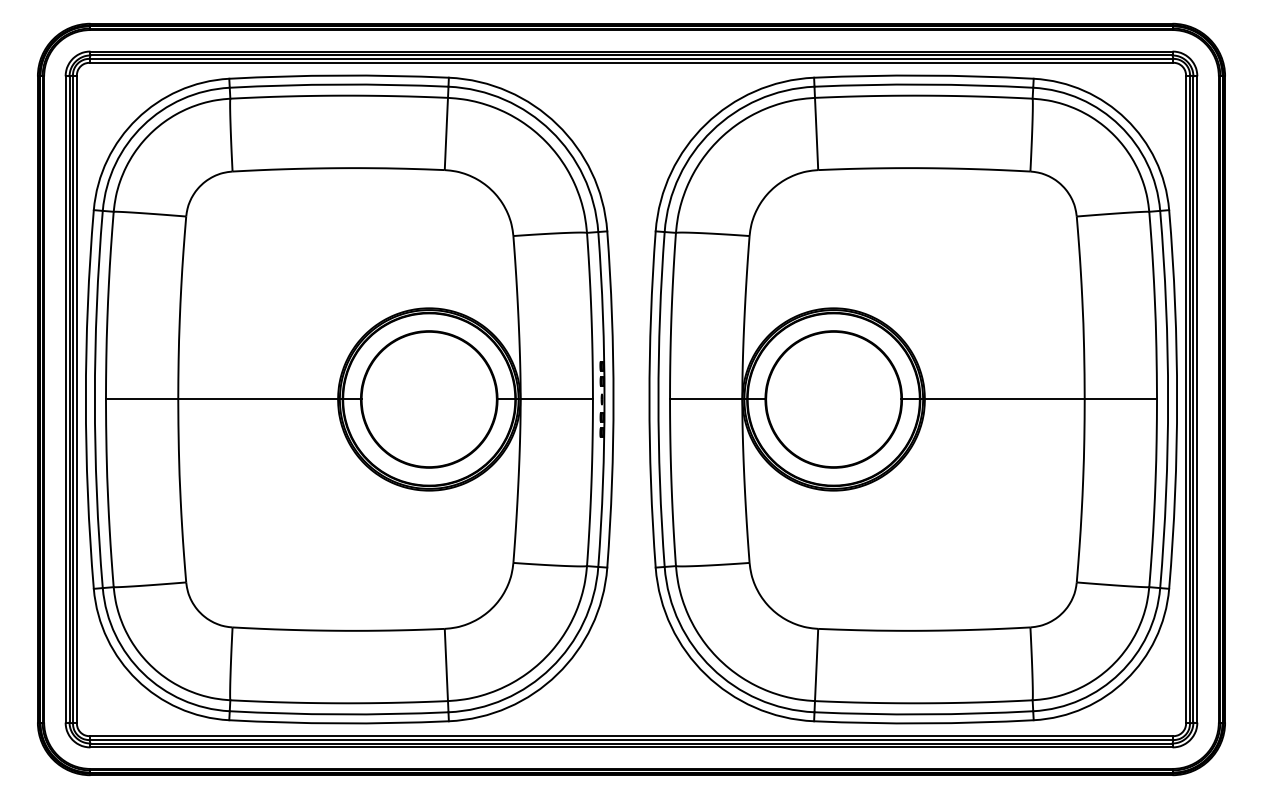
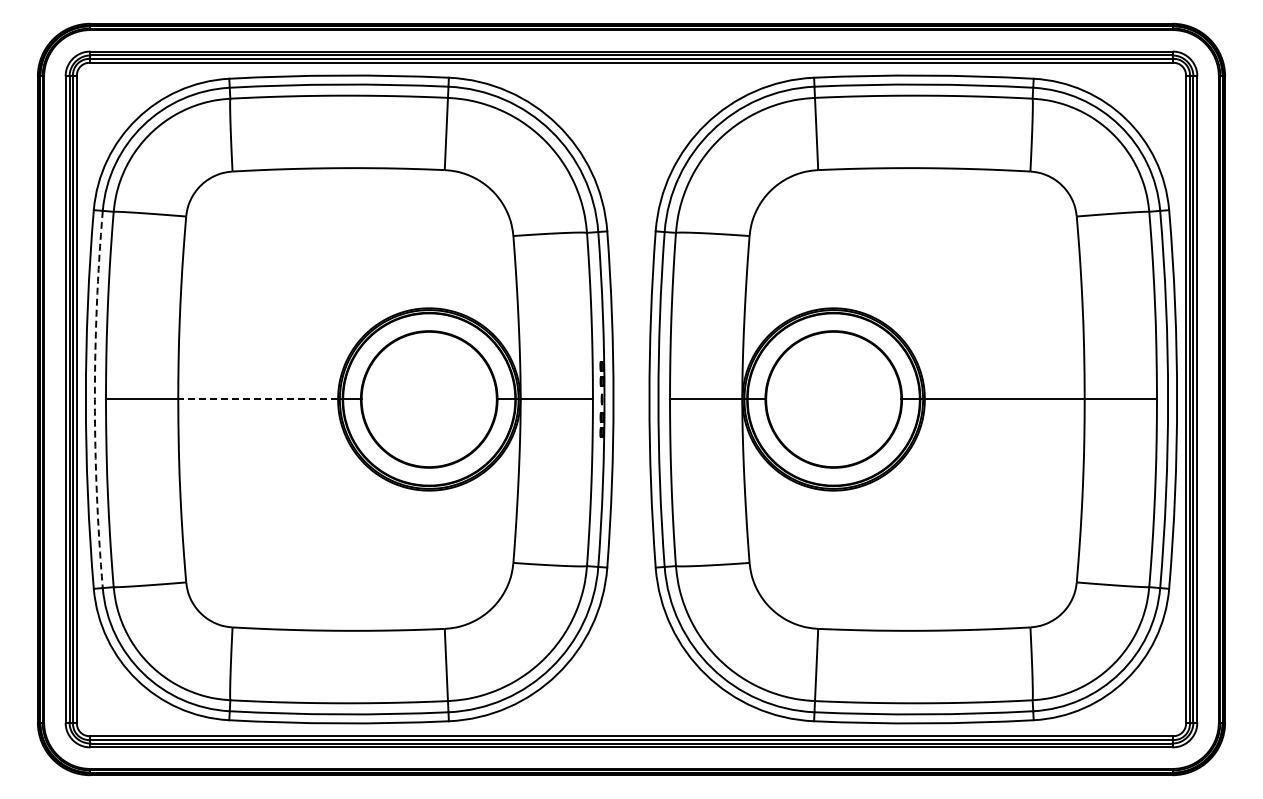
arc: solid -> dashed (94, 399)
line: solid -> dashed (258, 399)
